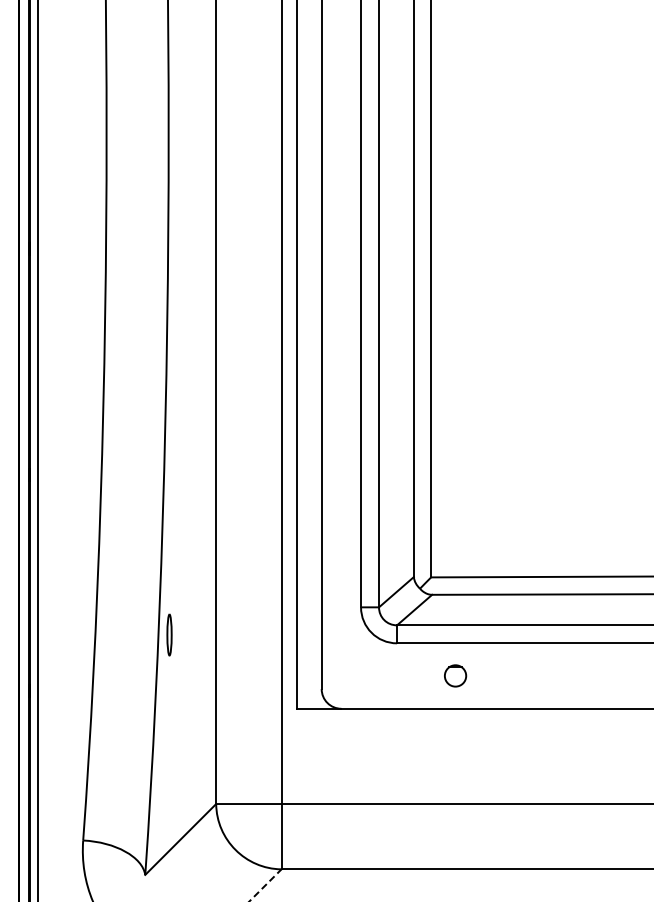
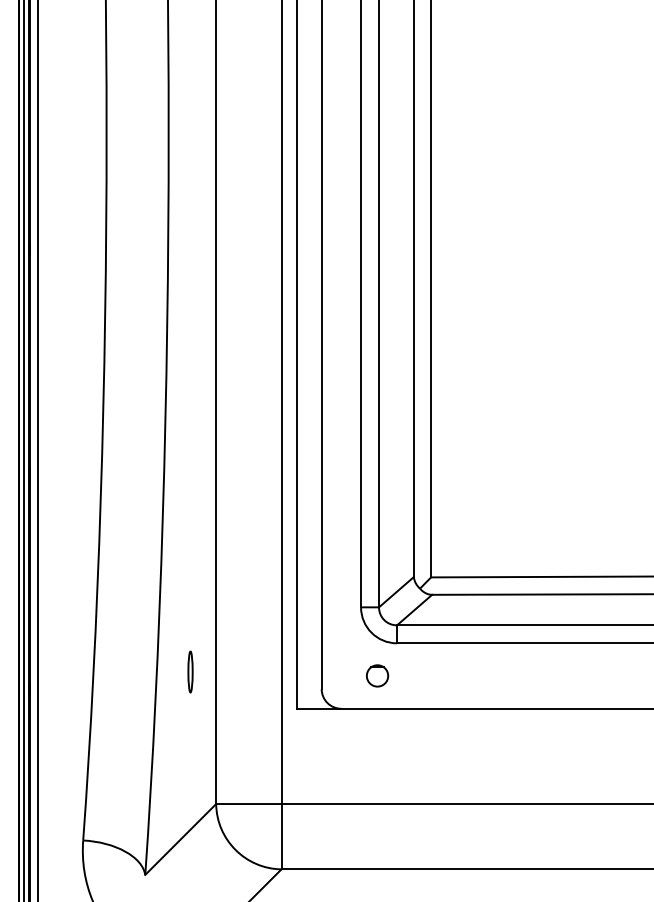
line: none -> present (24, 450)
part position: (169, 634) -> (190, 671) (190, 671)
circle position: (455, 675) -> (377, 675) (377, 675)
line: dashed -> solid (265, 885)
